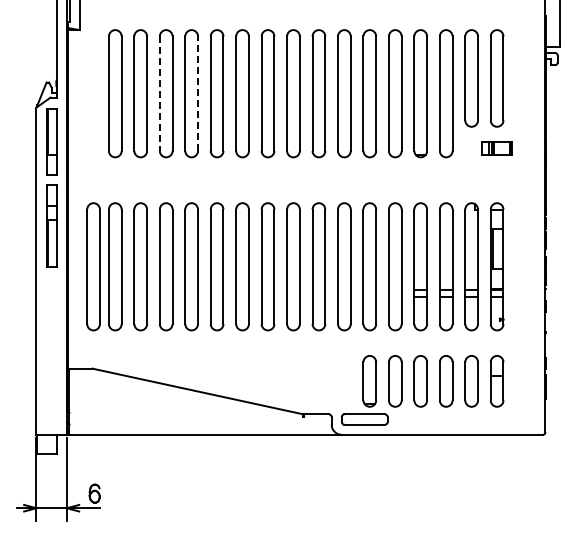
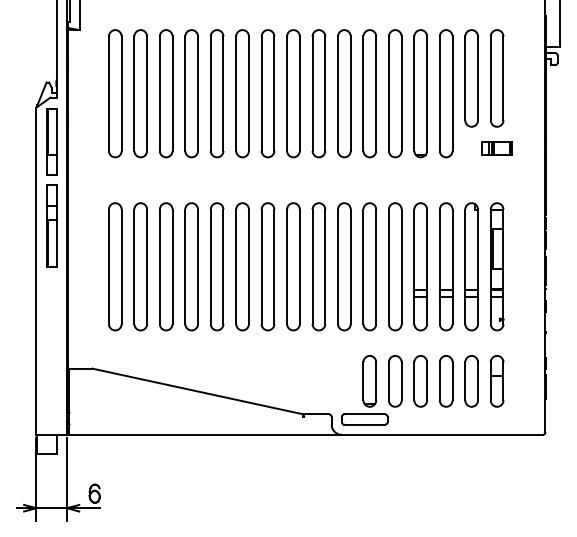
line: dashed -> solid (198, 93)
line: dashed -> solid (159, 94)
part: present -> none (93, 266)
